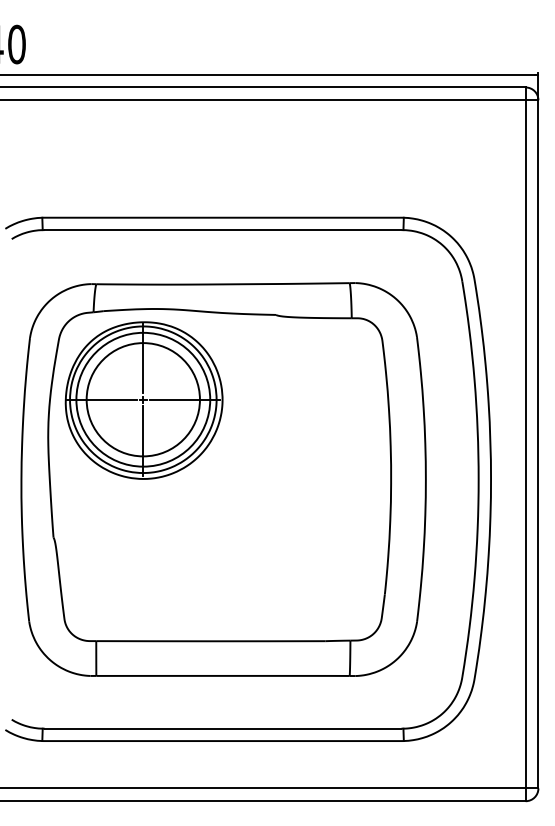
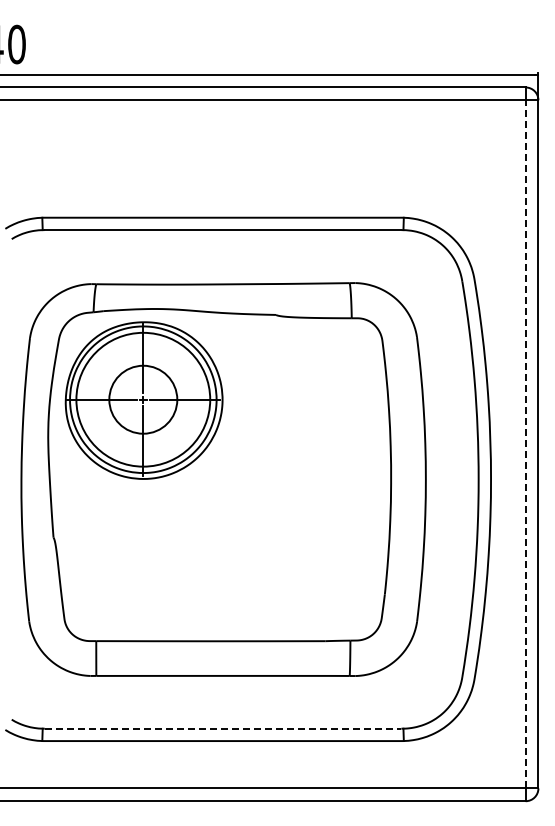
circle diameter: 113 px -> 68 px (143, 399)
line: solid -> dashed (525, 443)
line: solid -> dashed (223, 728)
